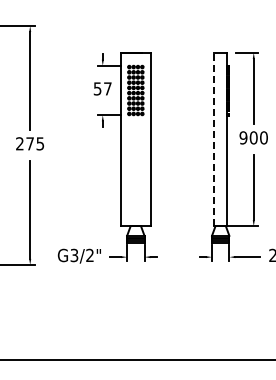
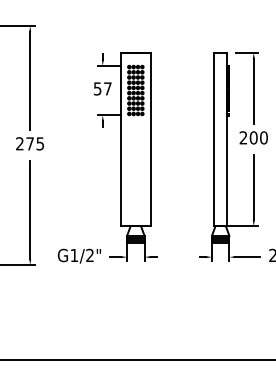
text: 900 -> 200 (243, 137)
line: dashed -> solid (214, 139)
text: G3/2" -> G1/2" (74, 255)
